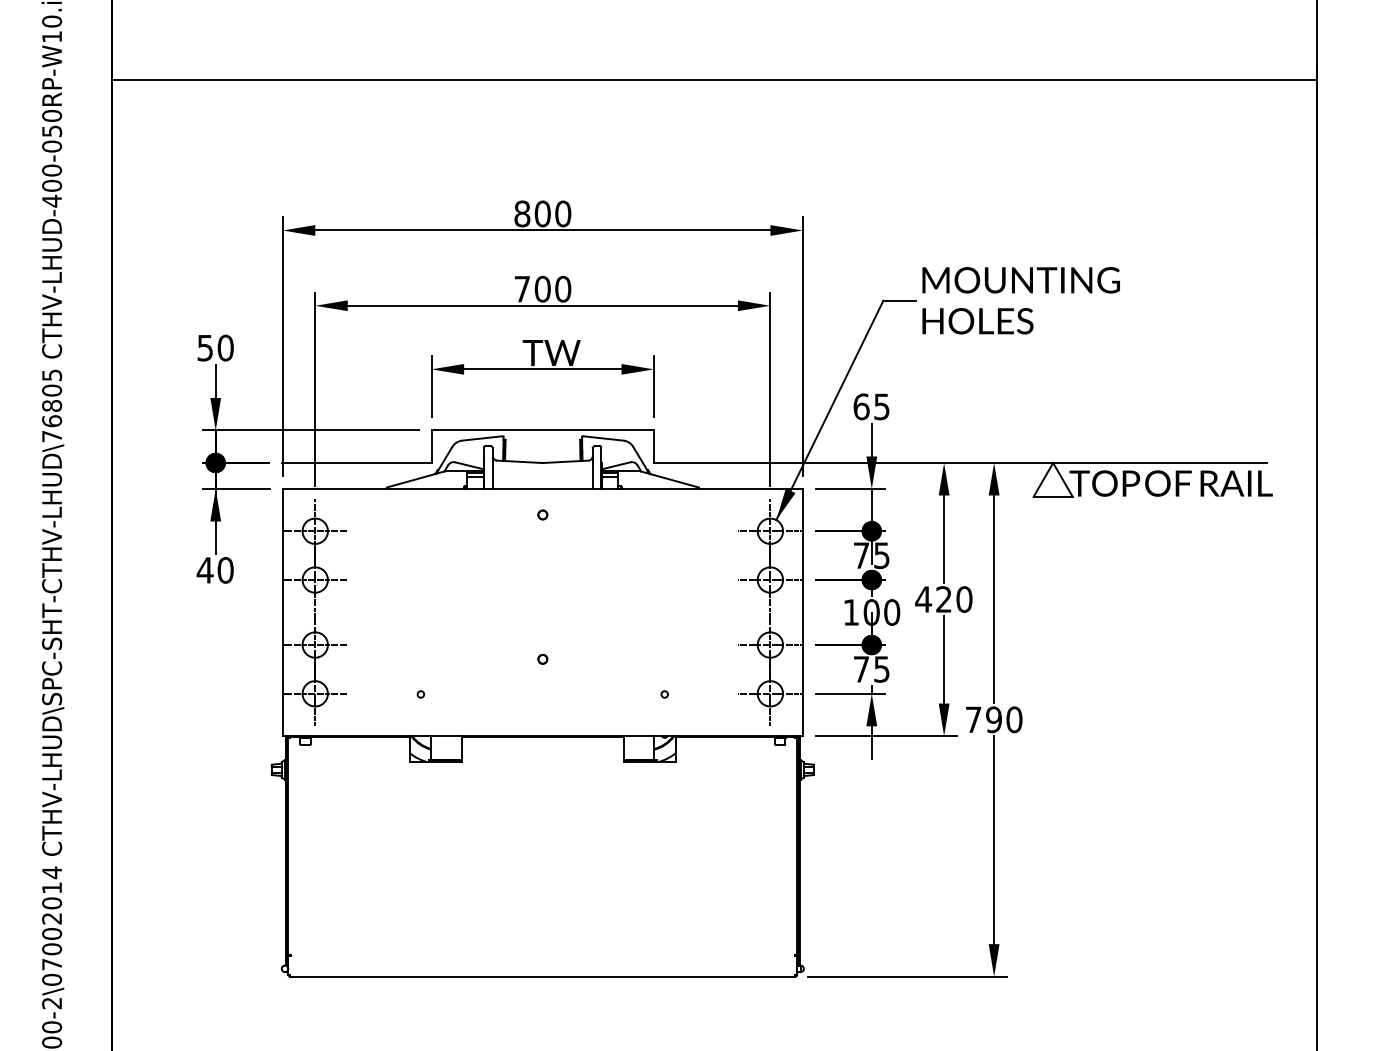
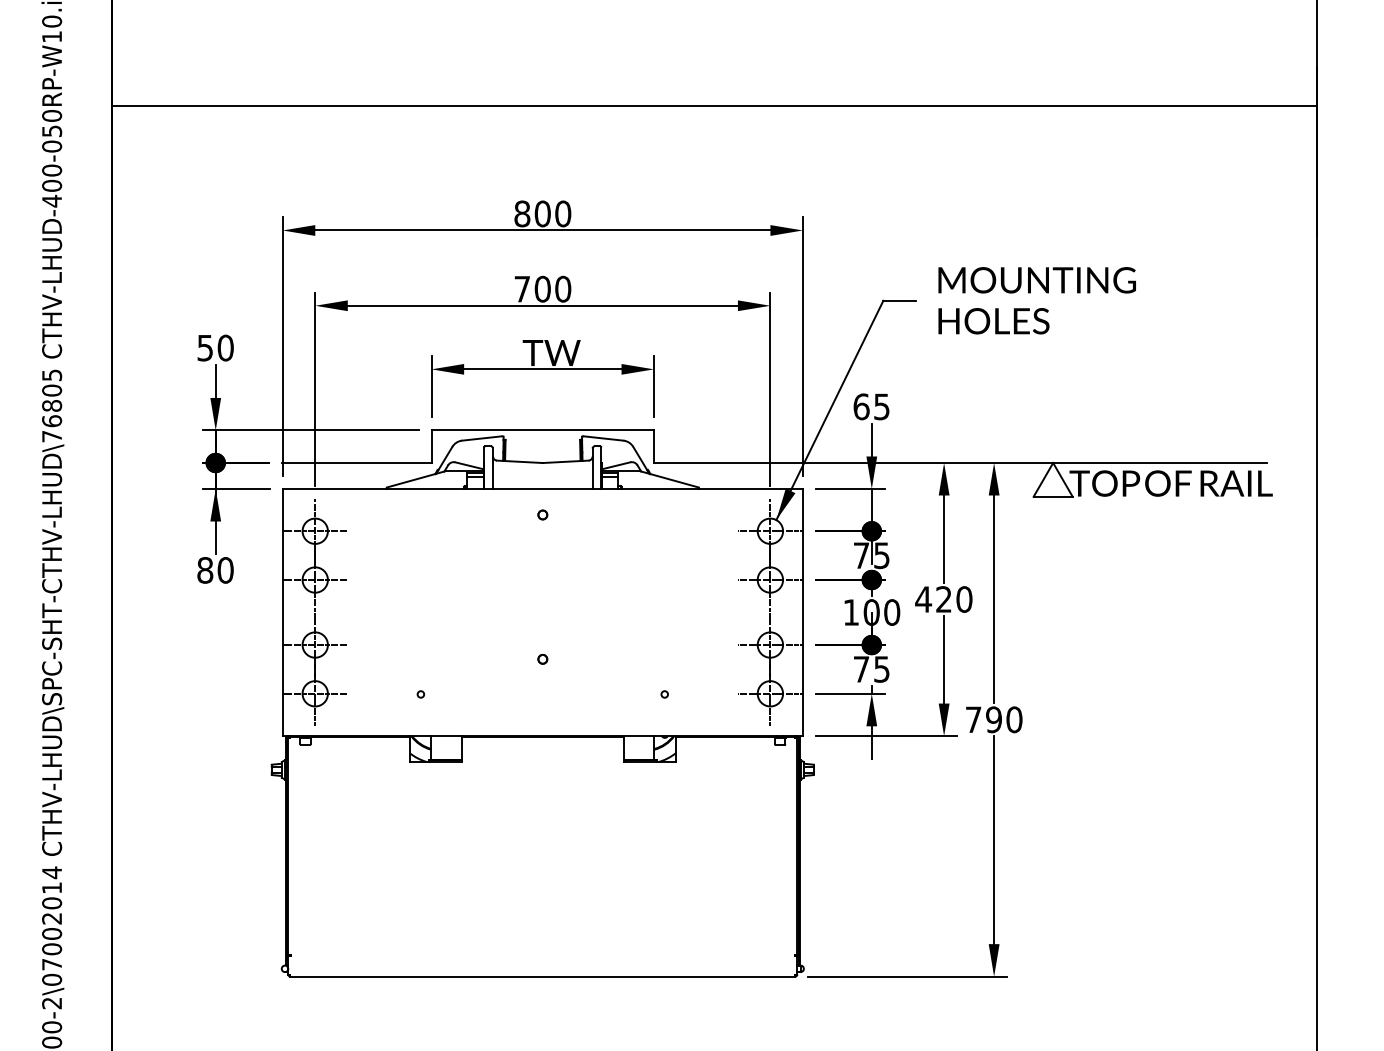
line position: (714, 79) -> (714, 105) (714, 105)
text position: (1020, 300) -> (1036, 300) (1036, 300)
text: 40 -> 80 (204, 570)
